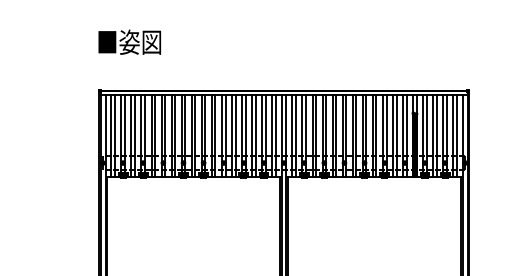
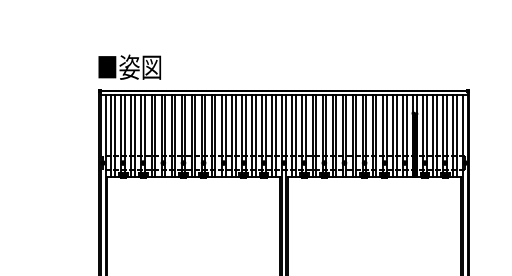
text position: (129, 41) -> (129, 66) (129, 66)
